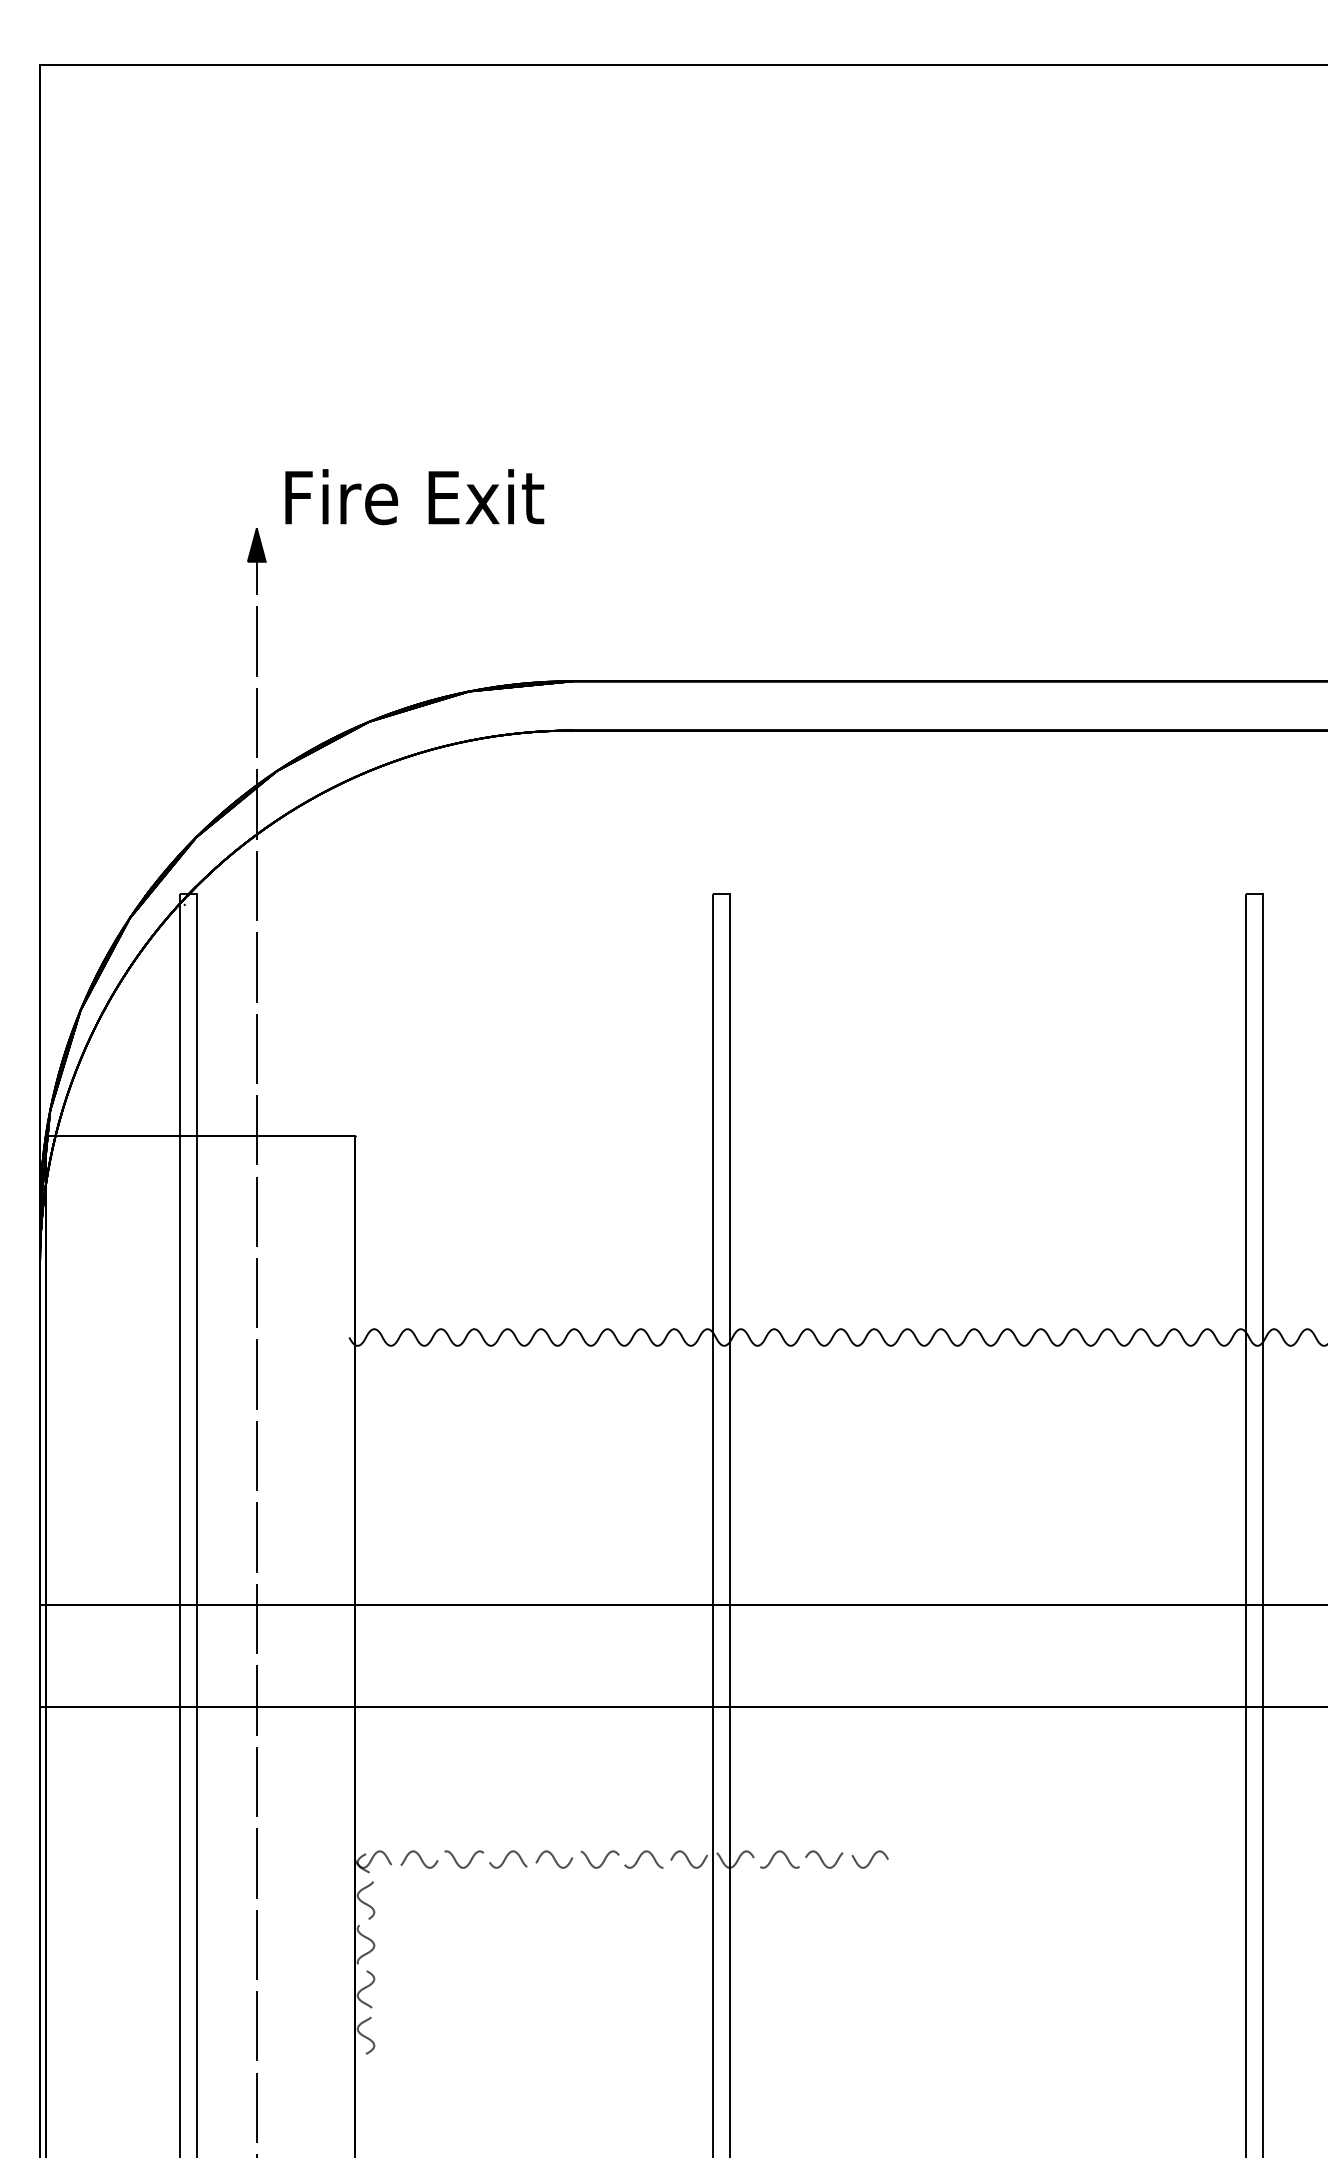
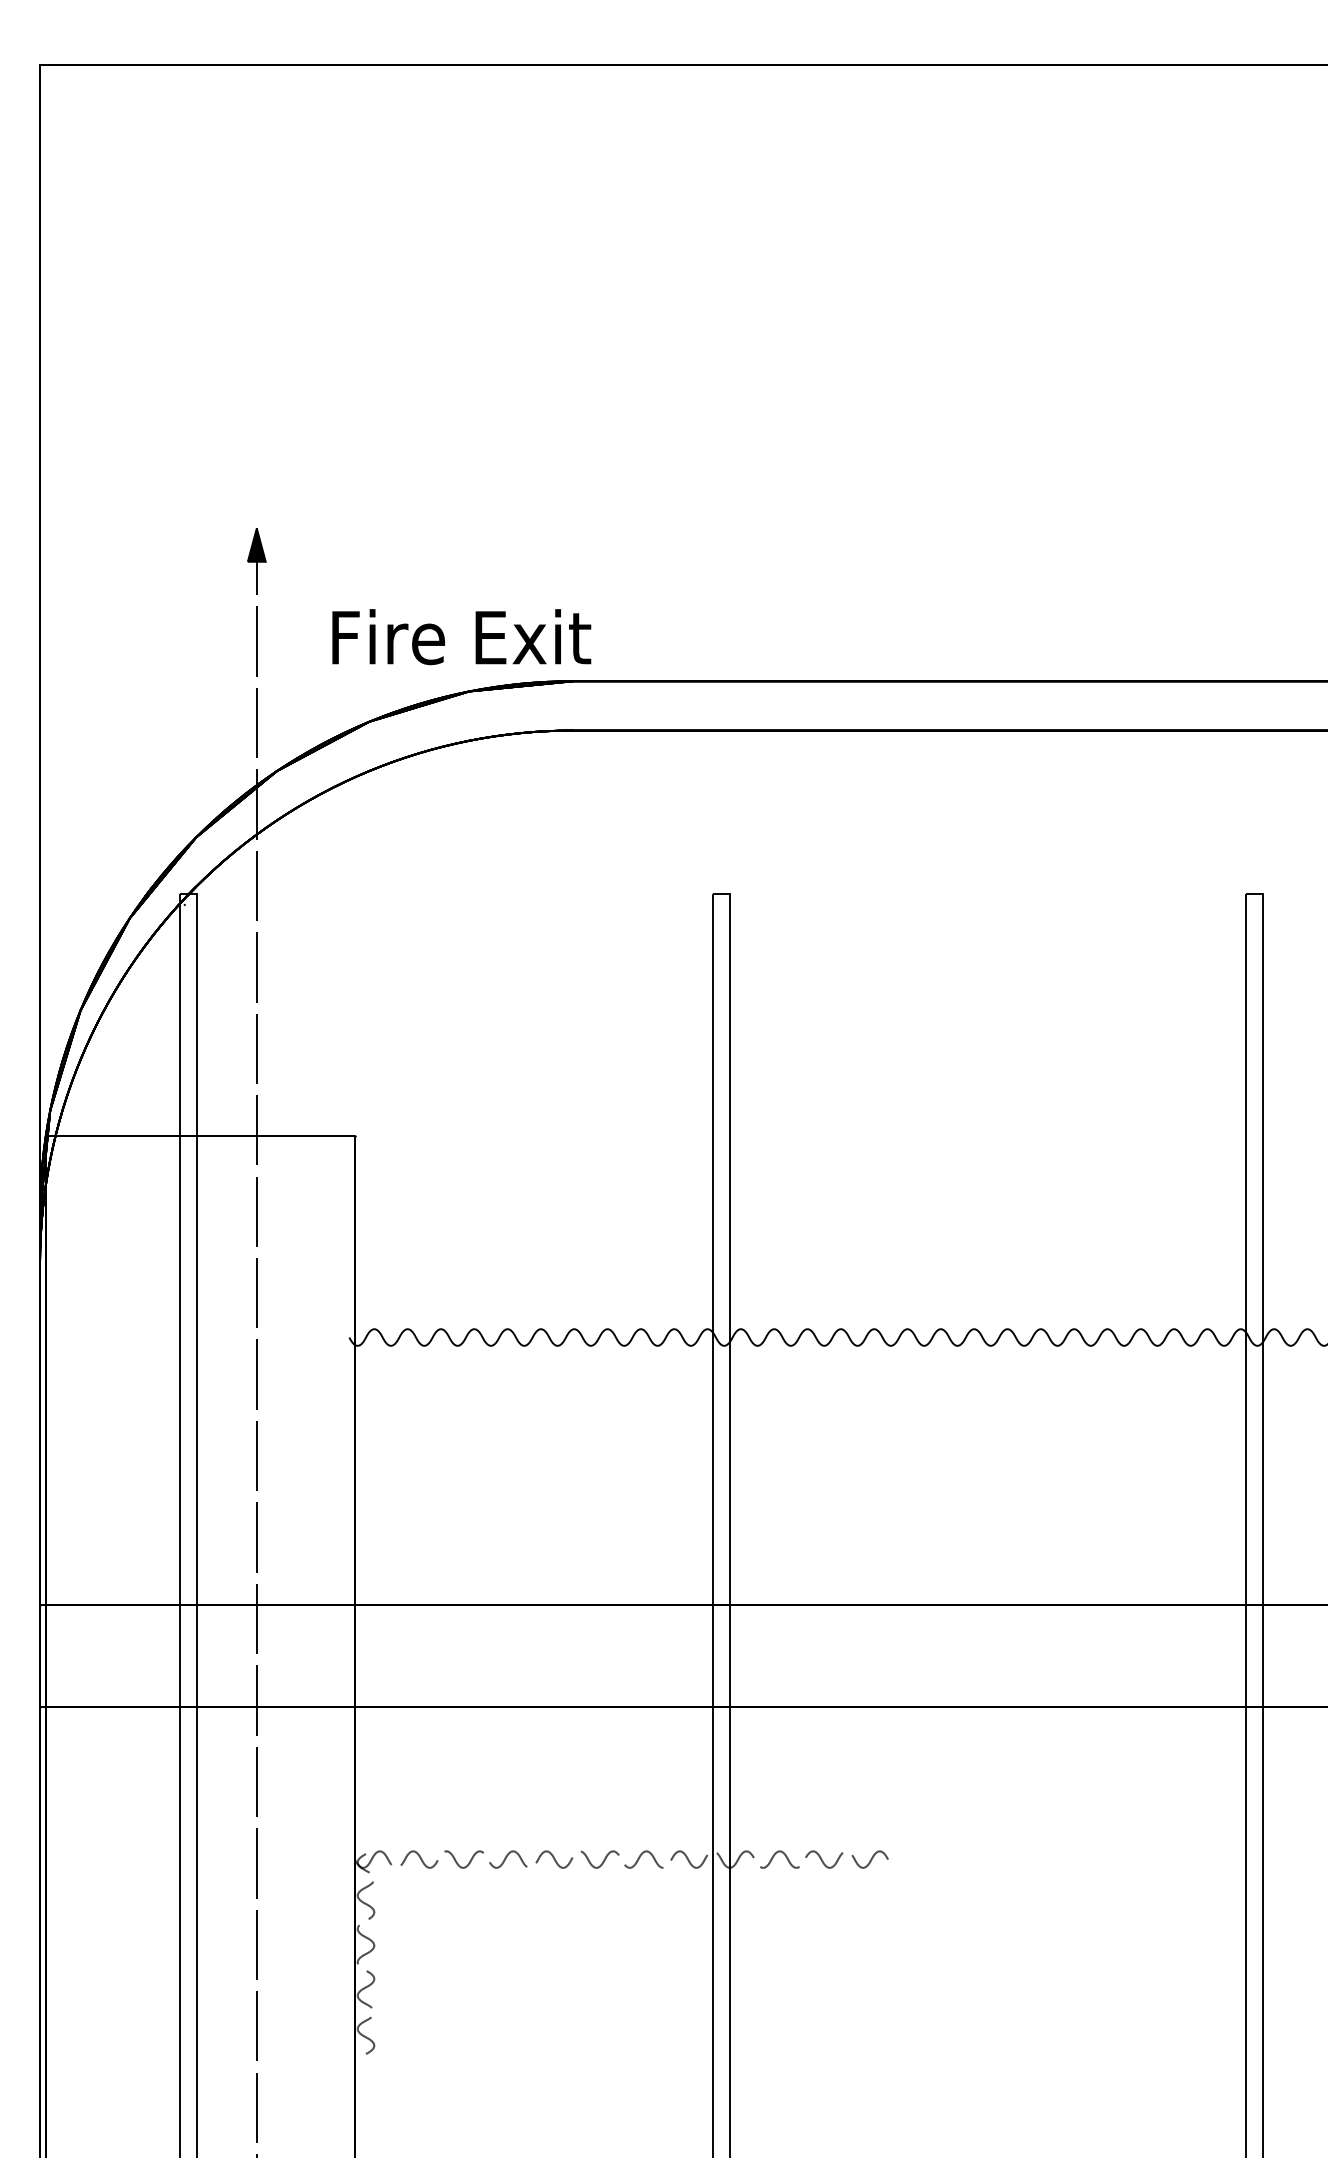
text position: (414, 497) -> (461, 637) (461, 637)
